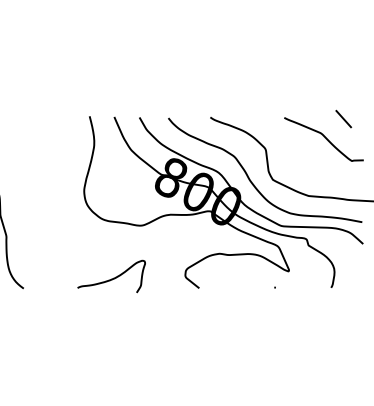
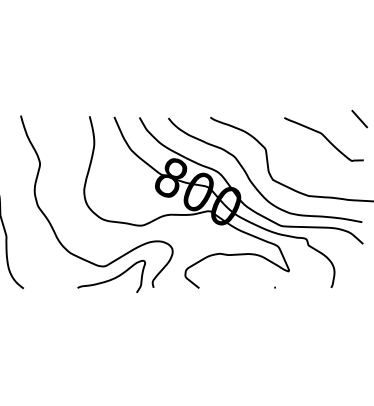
line position: (343, 118) -> (359, 118) (359, 118)
curve: none -> present (51, 223)
